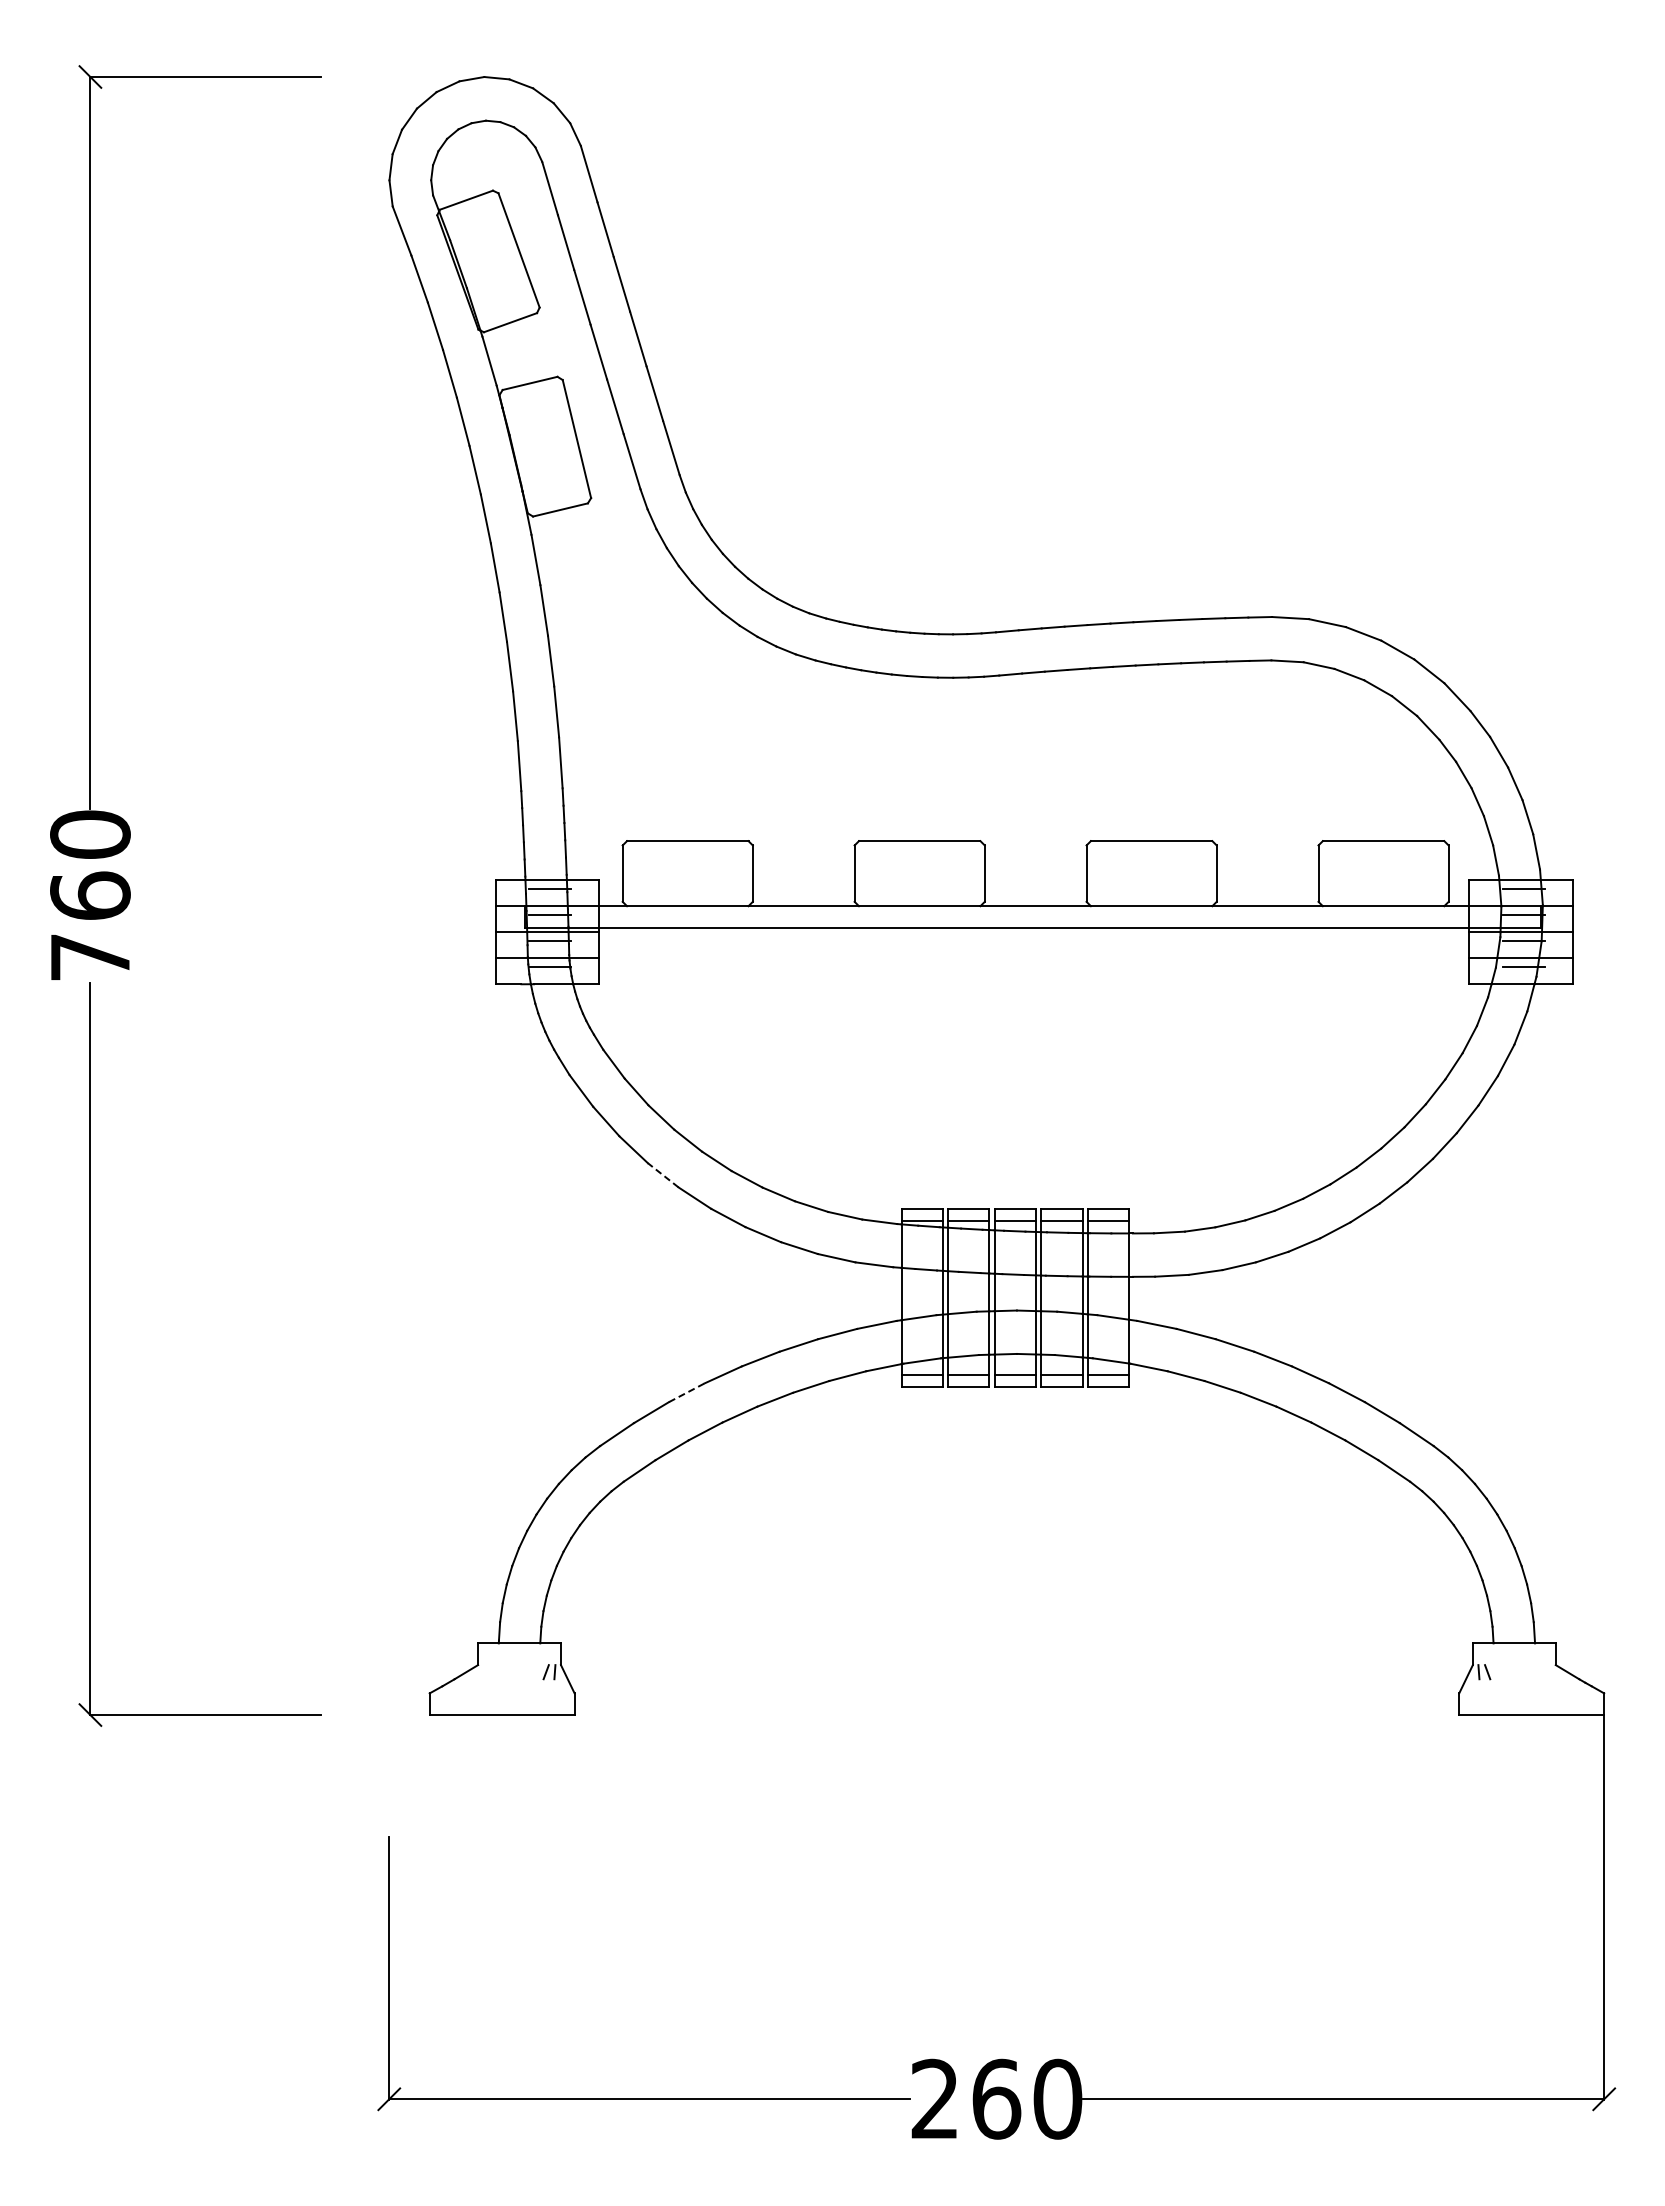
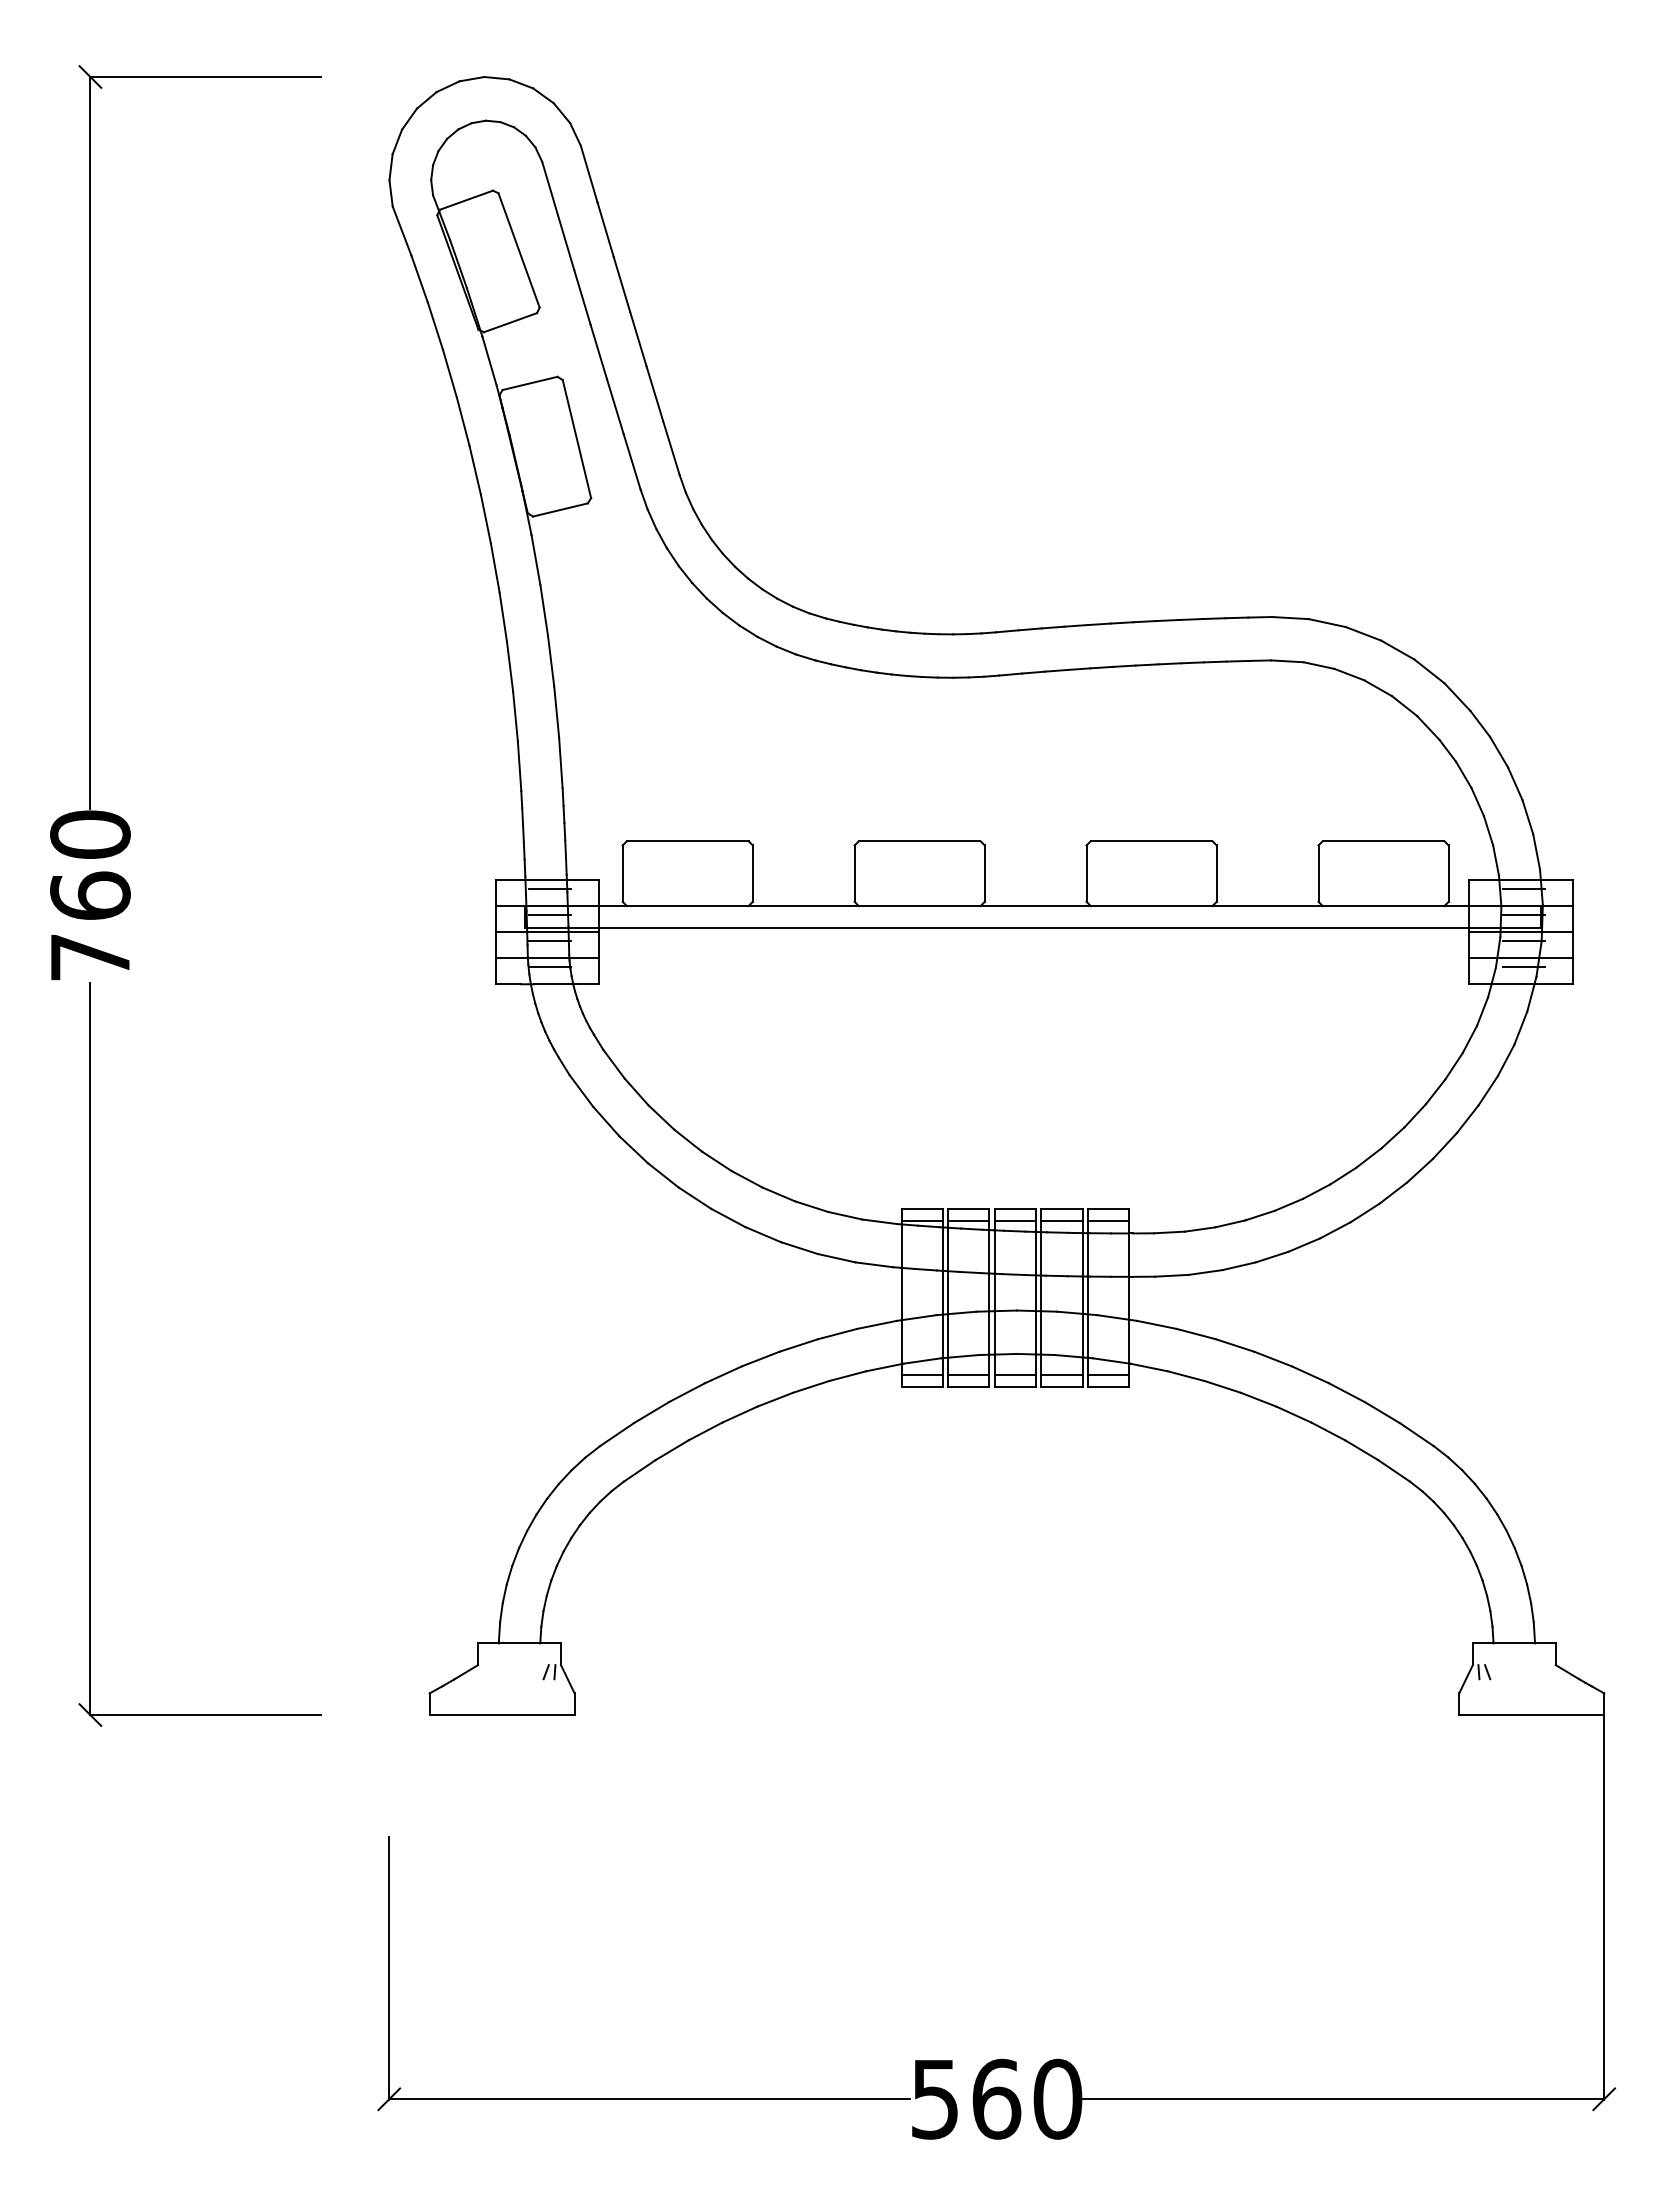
line: dashed -> solid (663, 1175)
line: dashed -> solid (687, 1392)
text: 260 -> 560 (934, 2098)
